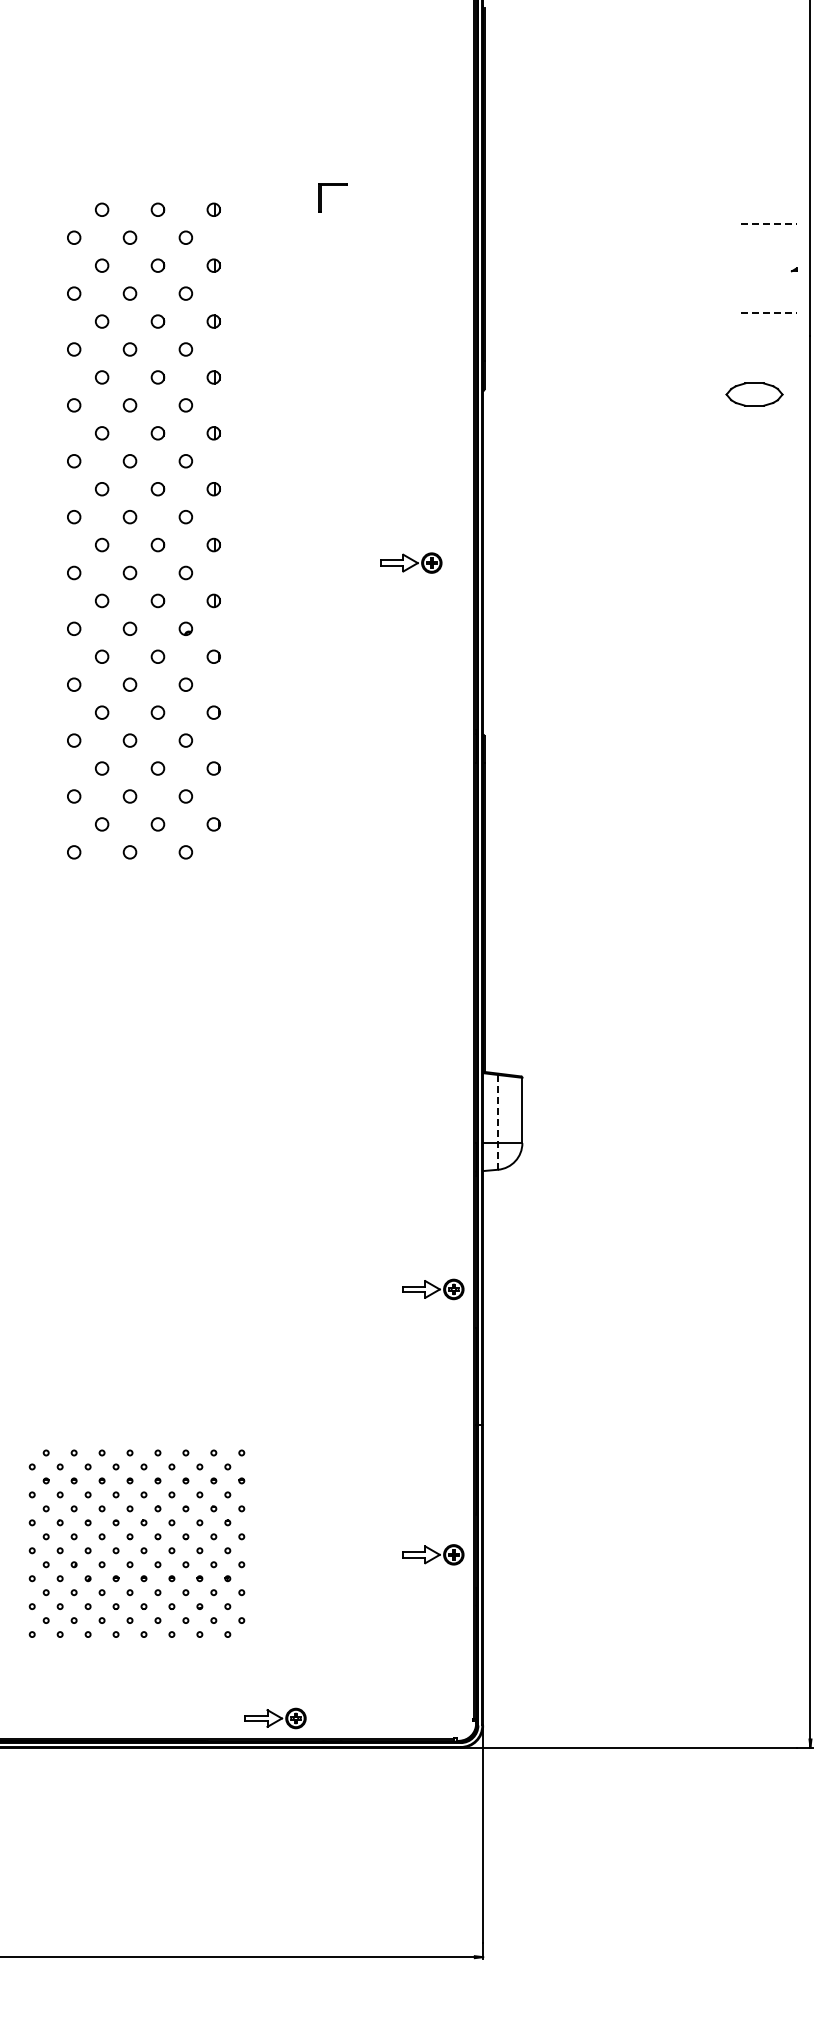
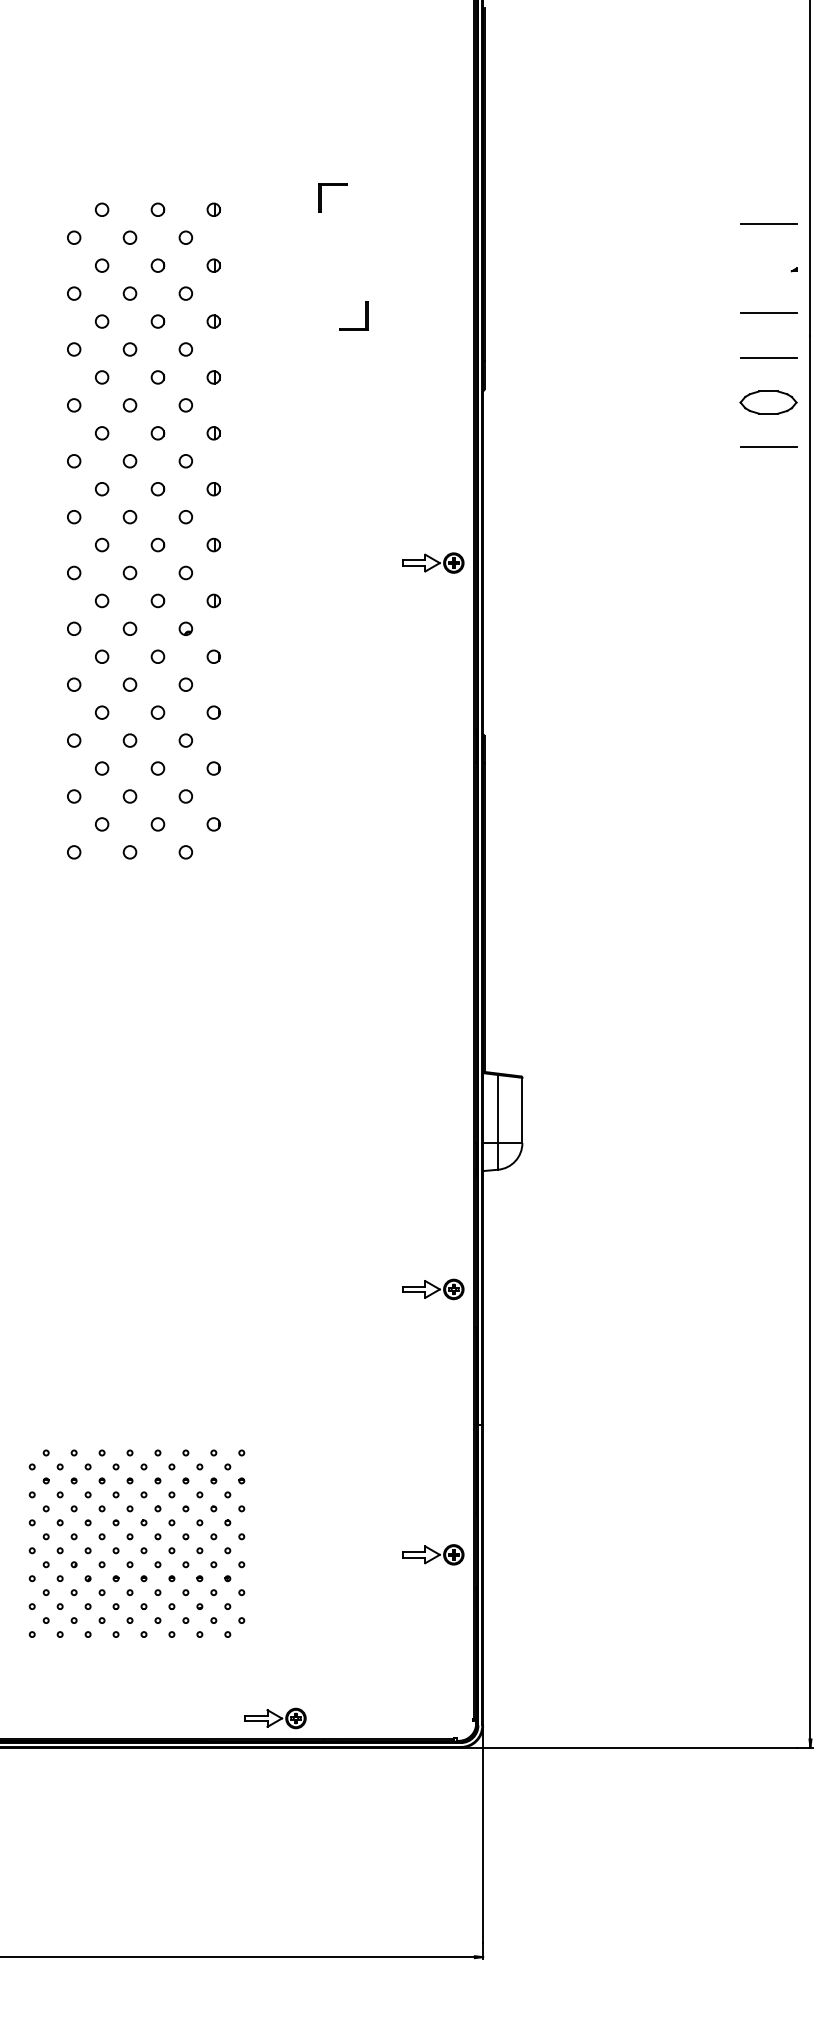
line: dashed -> solid (768, 223)
line: dashed -> solid (768, 313)
part: none -> present (365, 315)
line: none -> present (768, 357)
part position: (754, 394) -> (768, 402) (768, 402)
line: none -> present (768, 446)
part position: (411, 562) -> (433, 562) (433, 562)
line: dashed -> solid (498, 1122)
